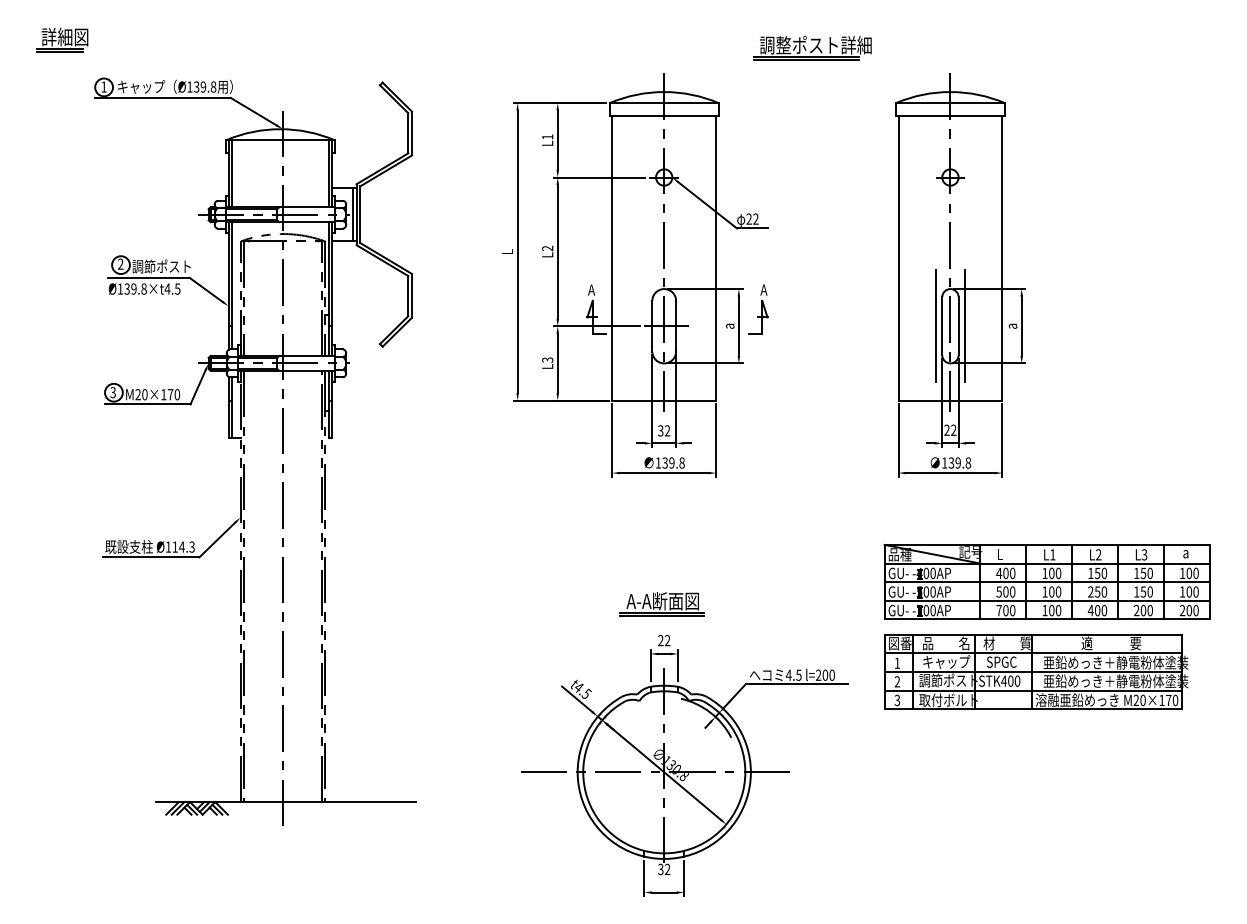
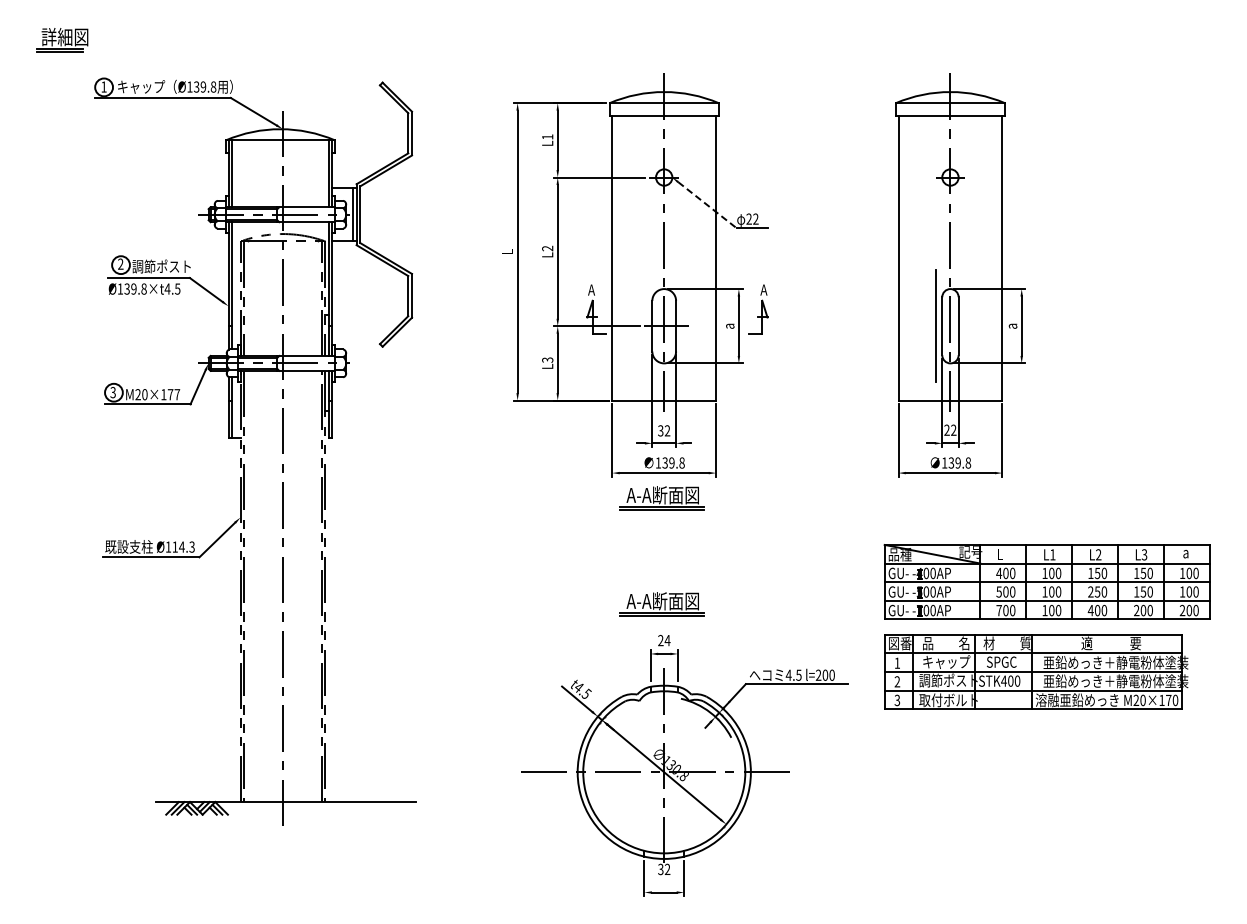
part: present -> none (812, 47)
line: solid -> dashed (708, 205)
line: present -> none (965, 326)
text: M20×170 -> M20×177 (177, 394)
part: none -> present (661, 498)
text: 22 -> 24 (667, 640)
